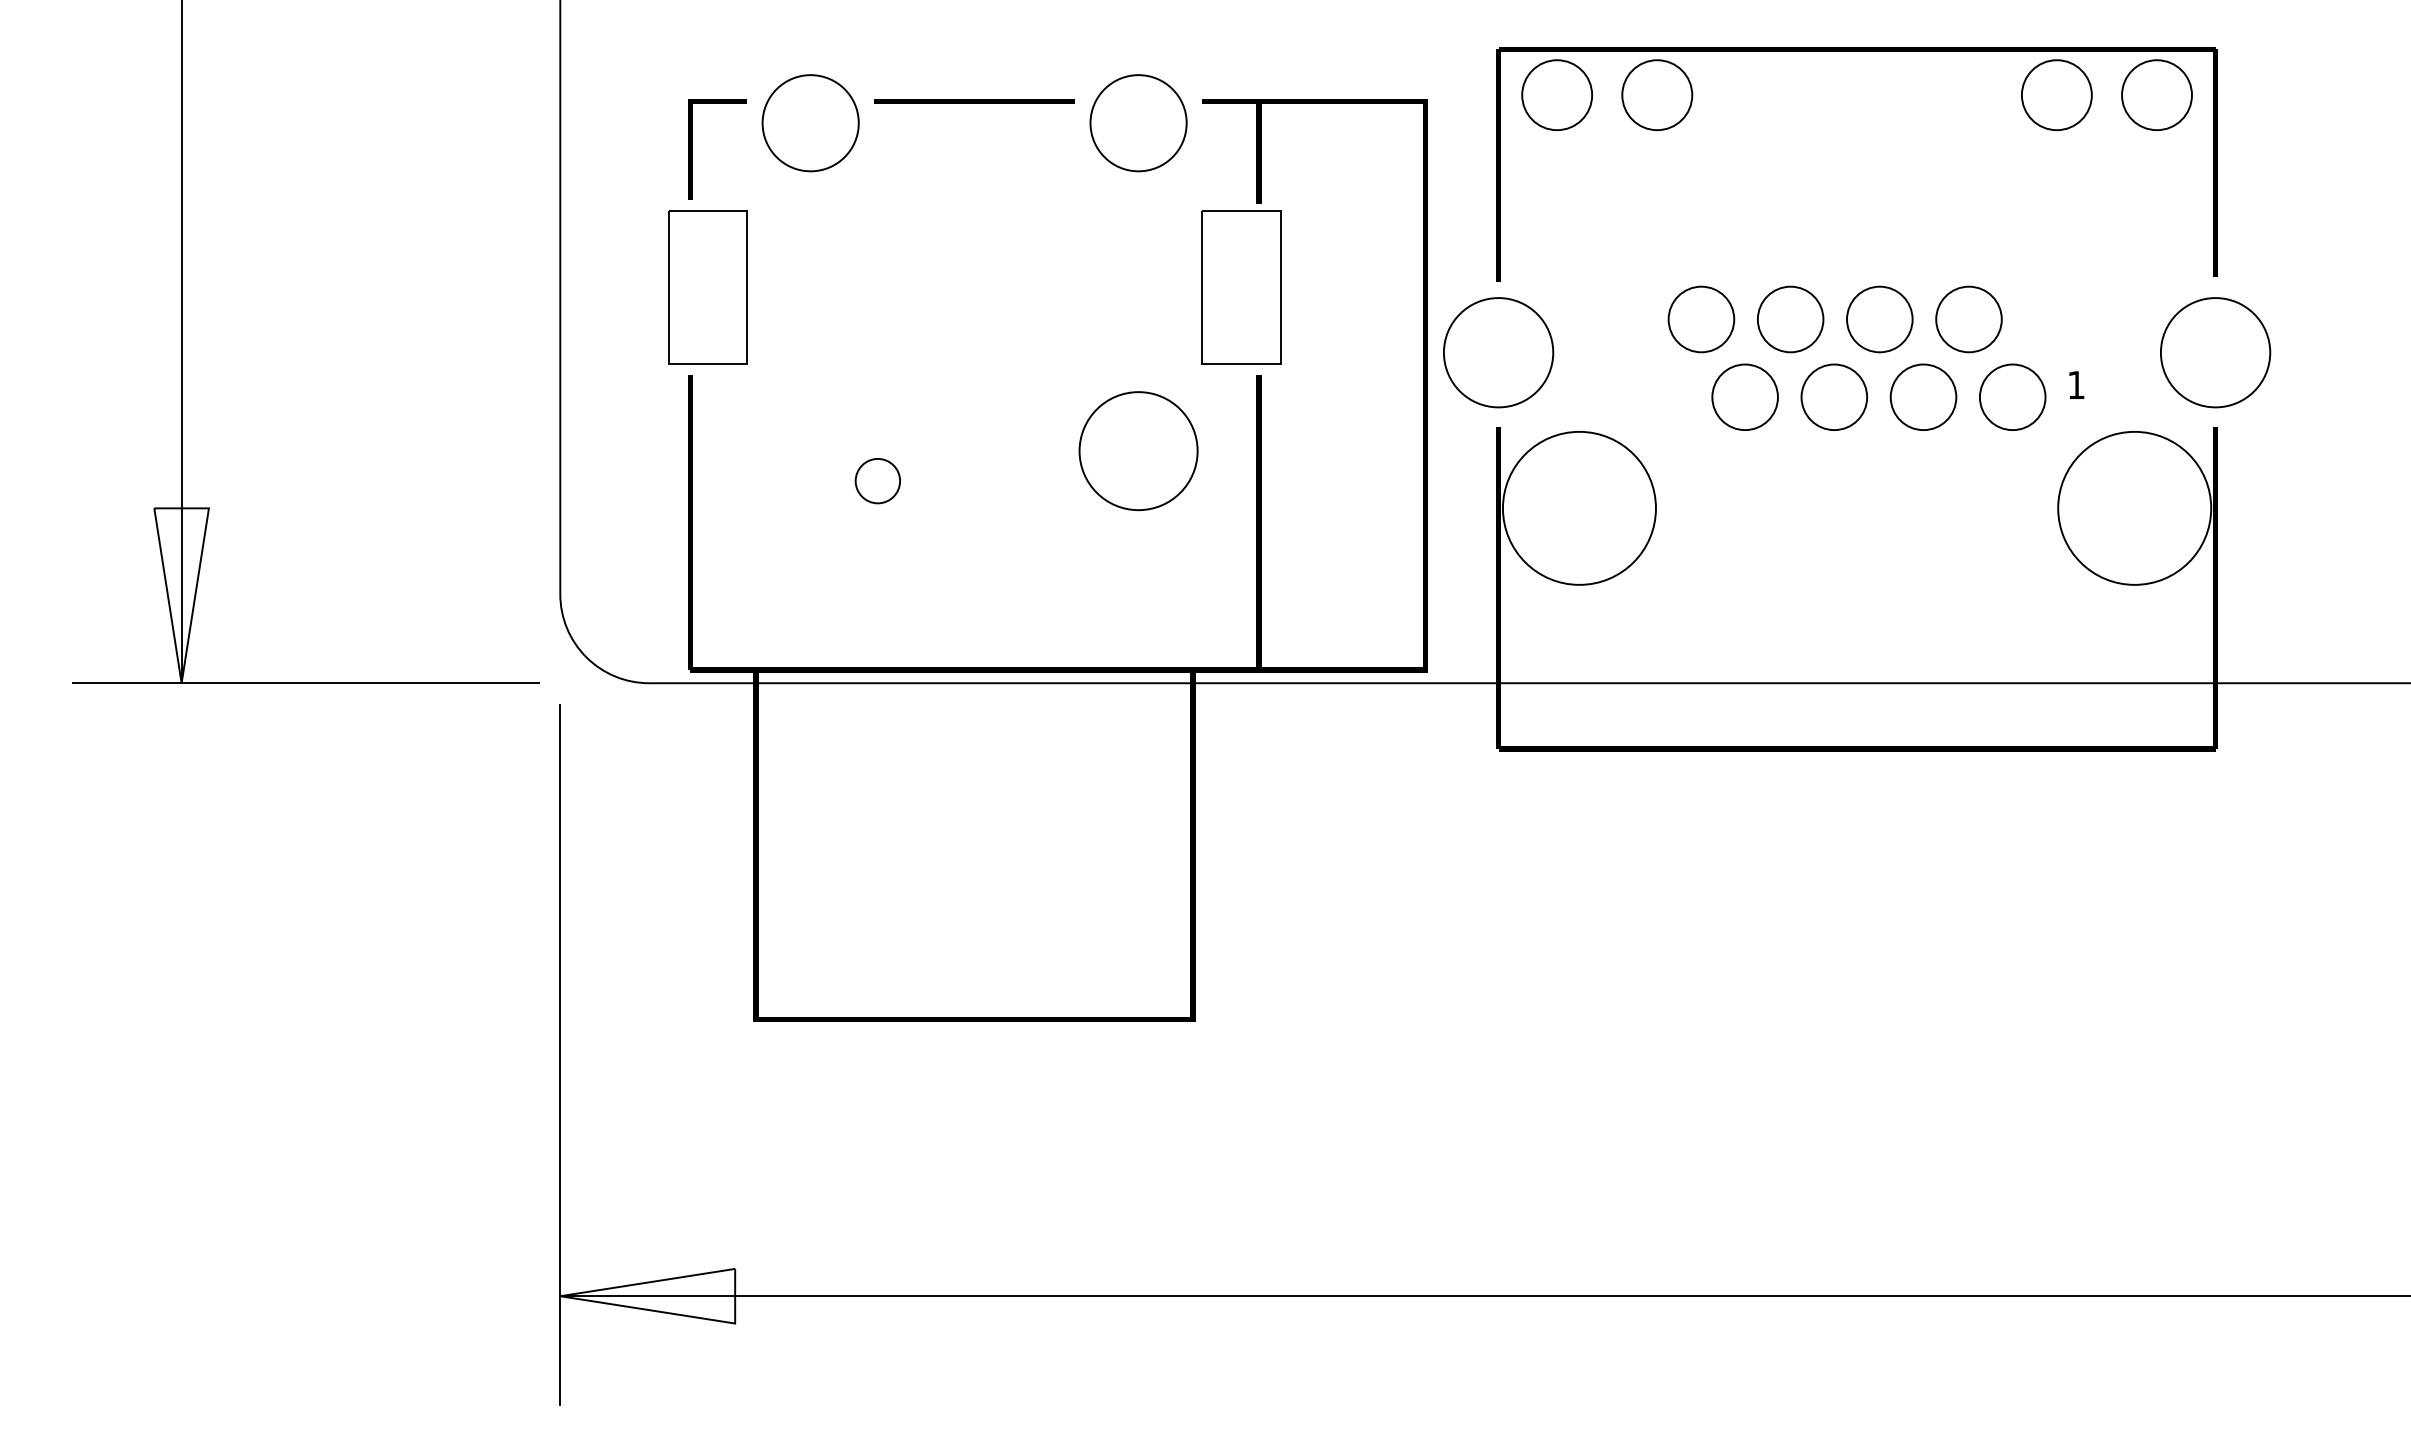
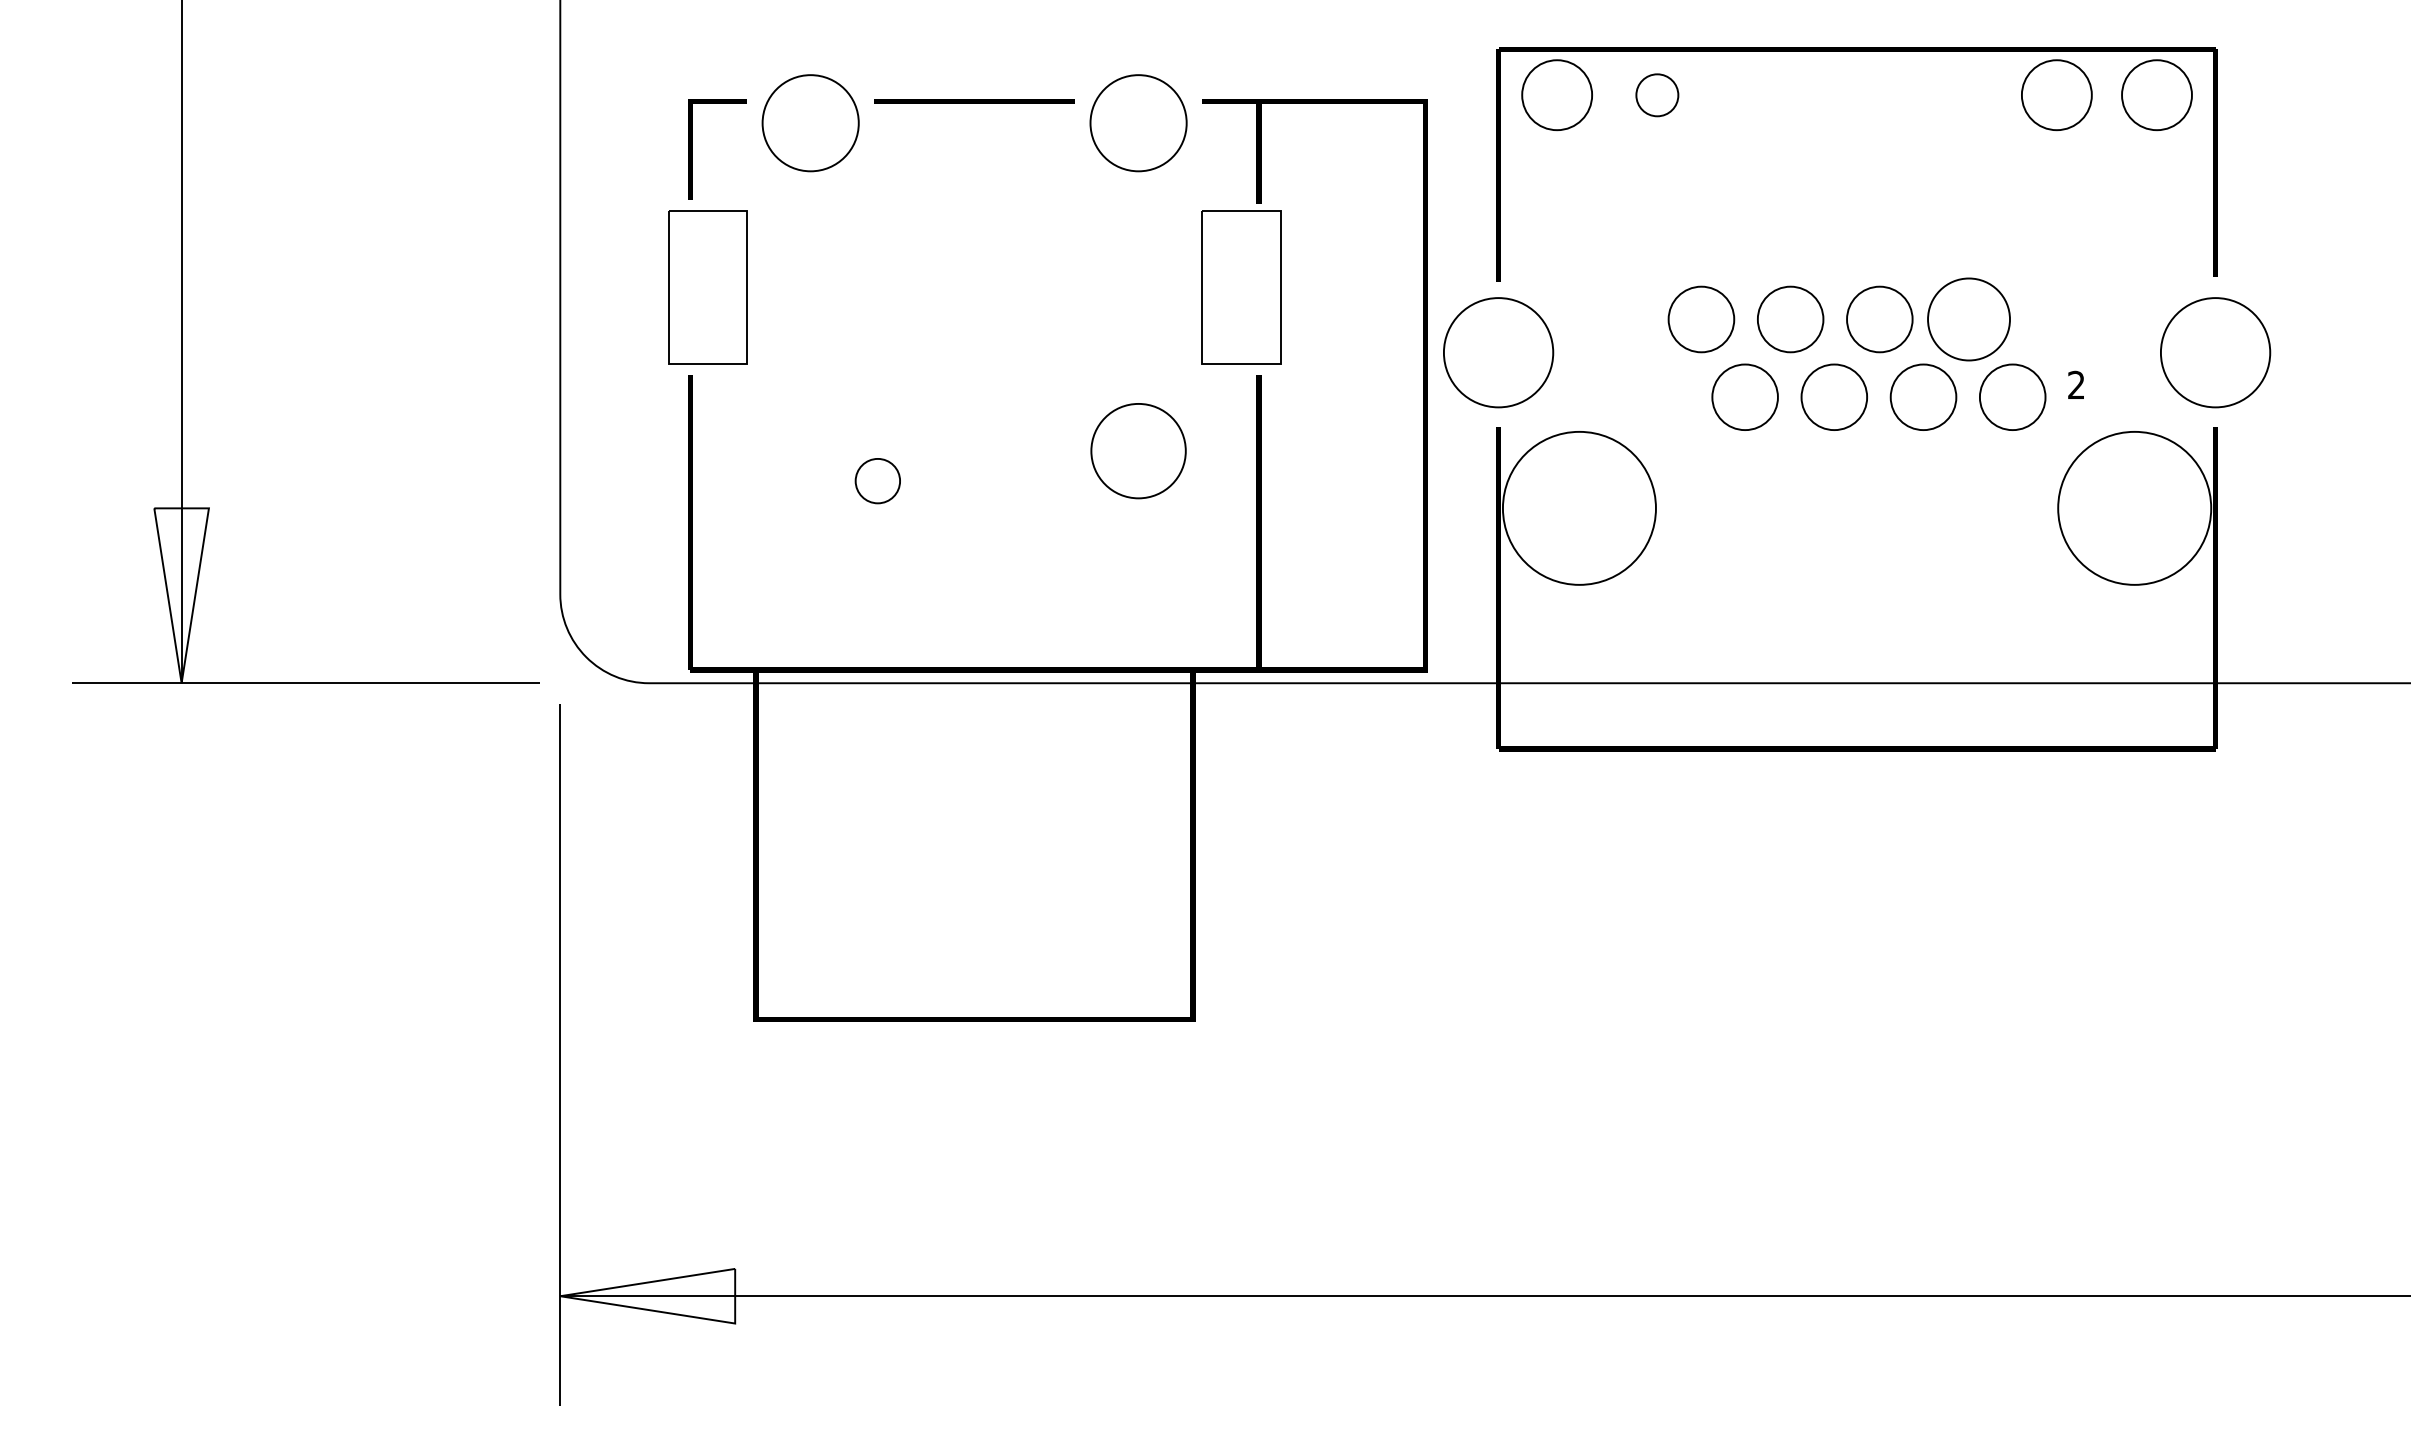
circle size: 73x73 px -> 45x45 px (1657, 95)
circle diameter: 66 px -> 82 px (1969, 319)
text: 1 -> 2 (2076, 384)
circle diameter: 118 px -> 94 px (1138, 450)
